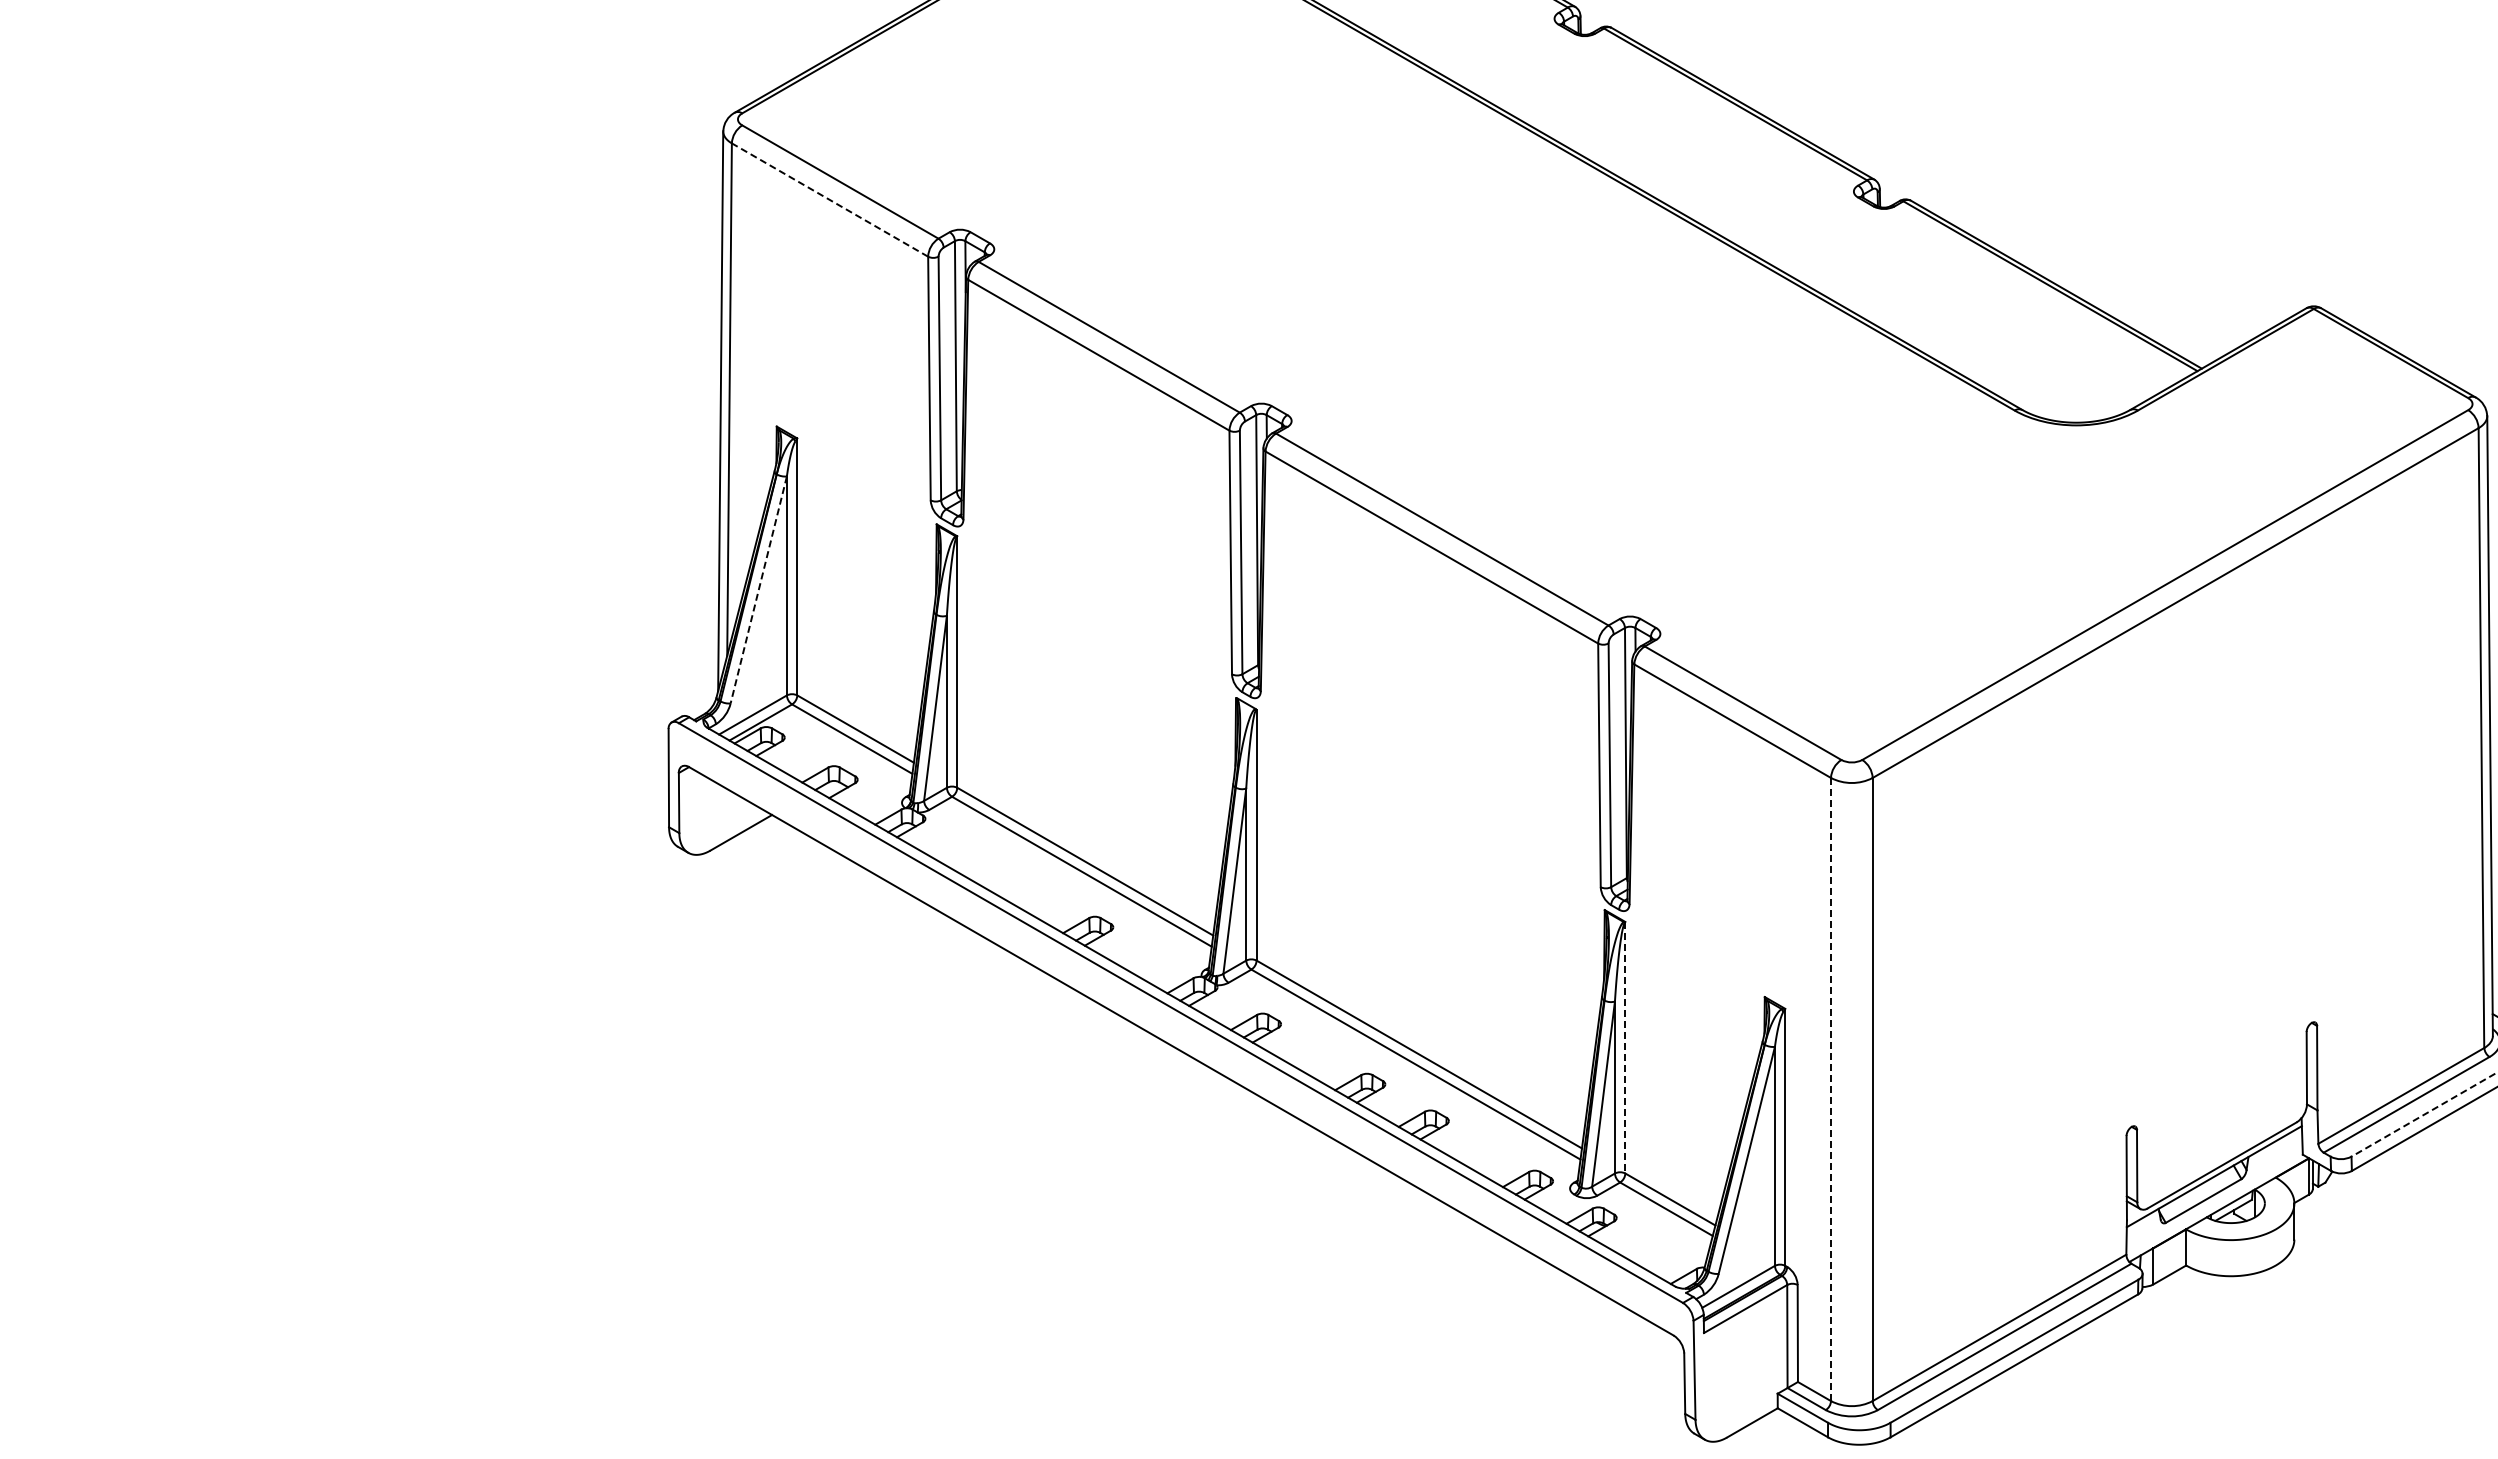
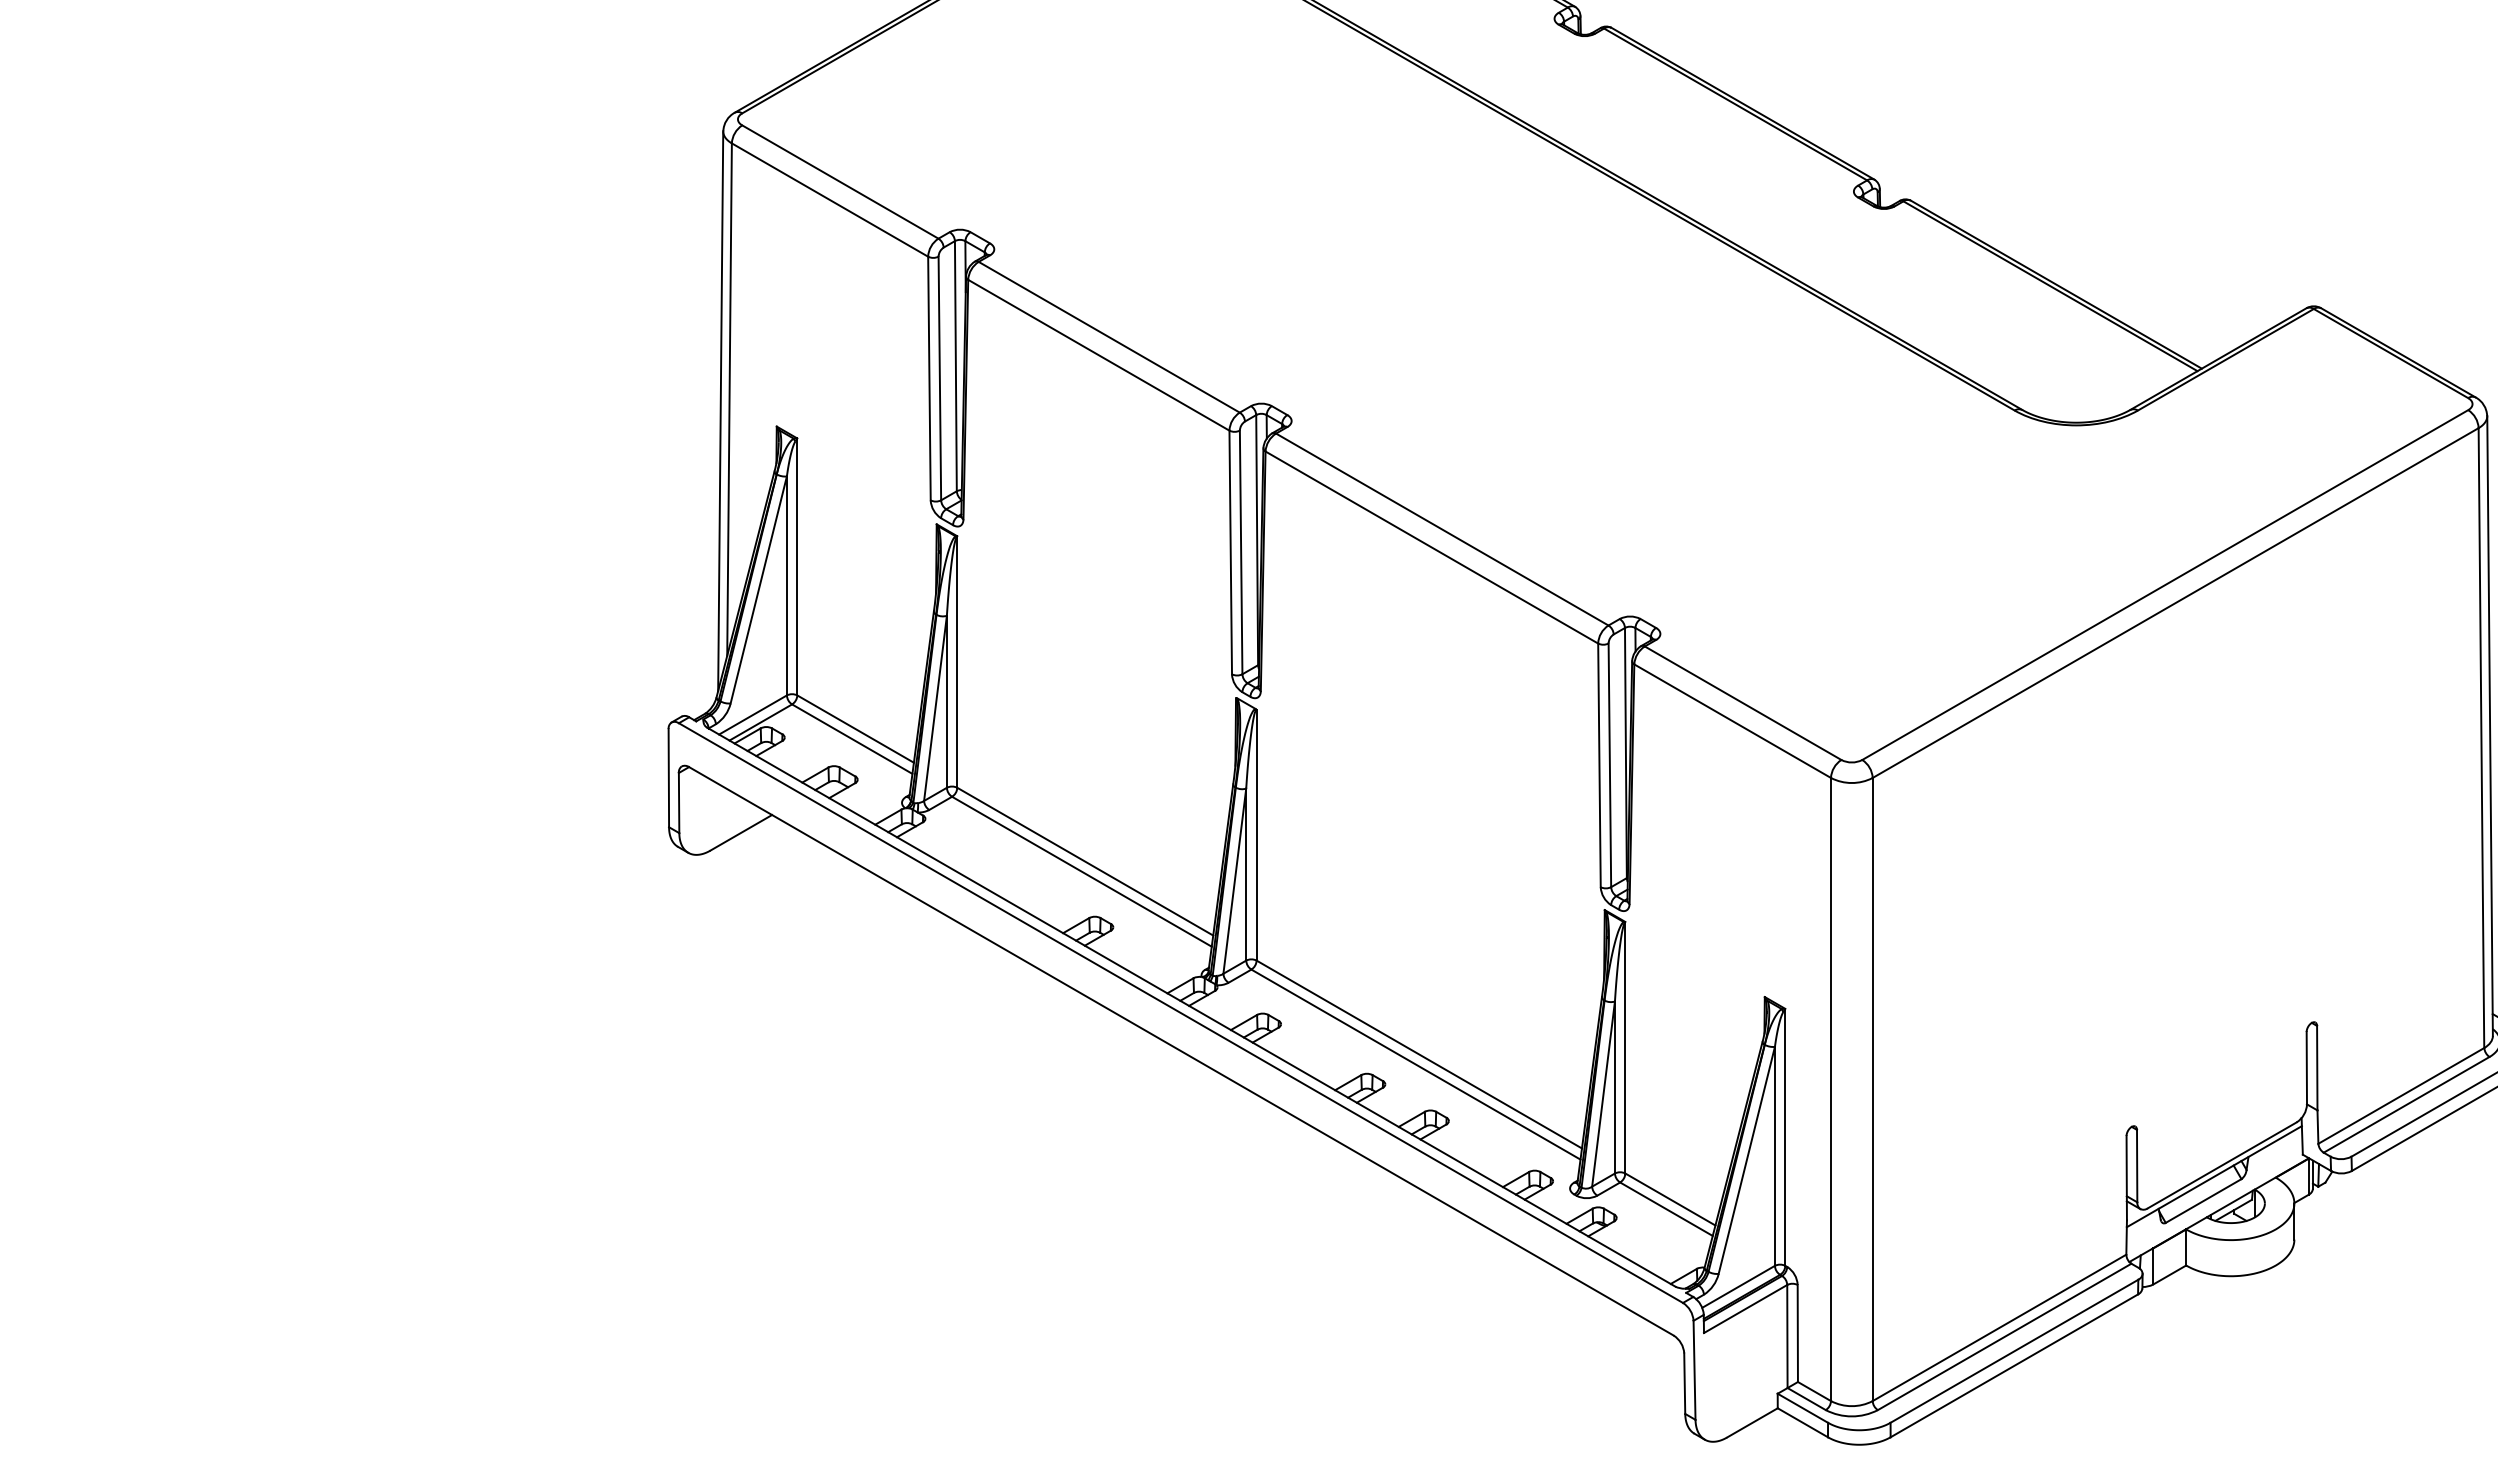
line: dashed -> solid (829, 199)
line: dashed -> solid (758, 589)
line: dashed -> solid (1625, 1047)
line: dashed -> solid (1831, 1089)
line: dashed -> solid (2424, 1114)
